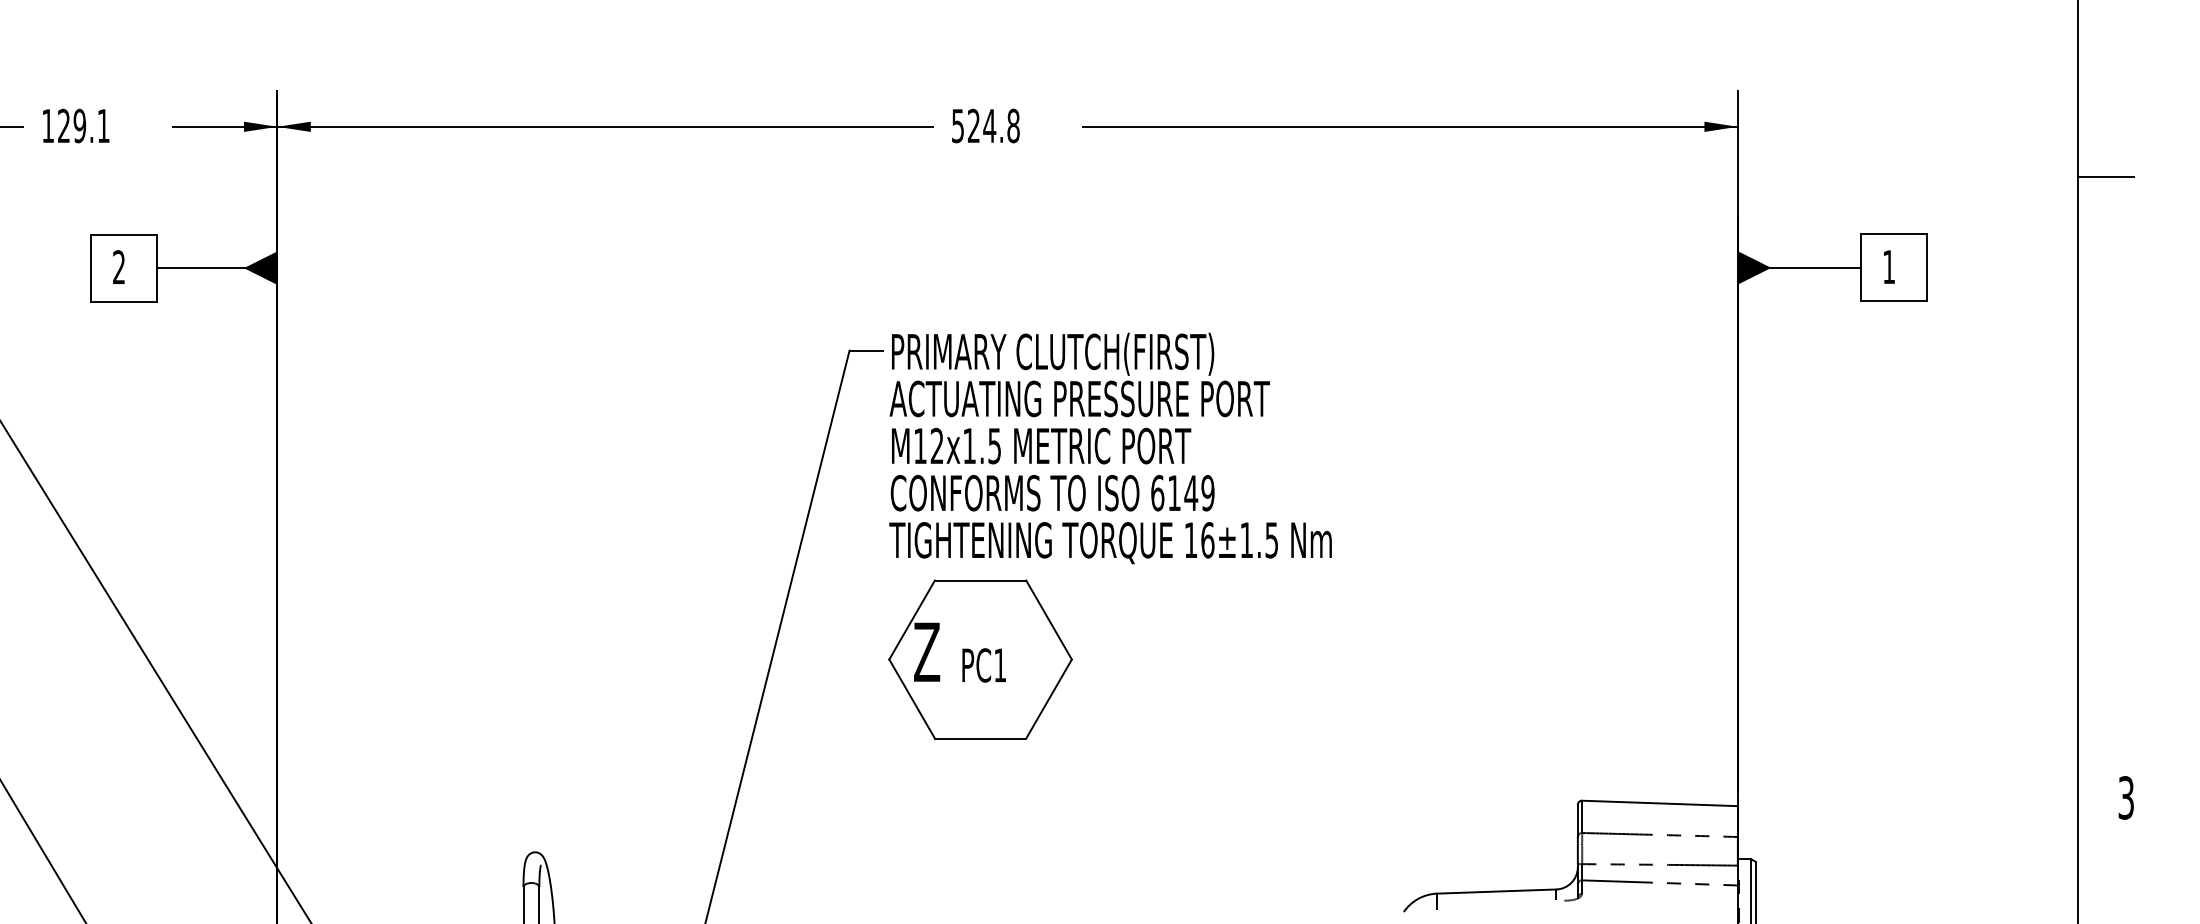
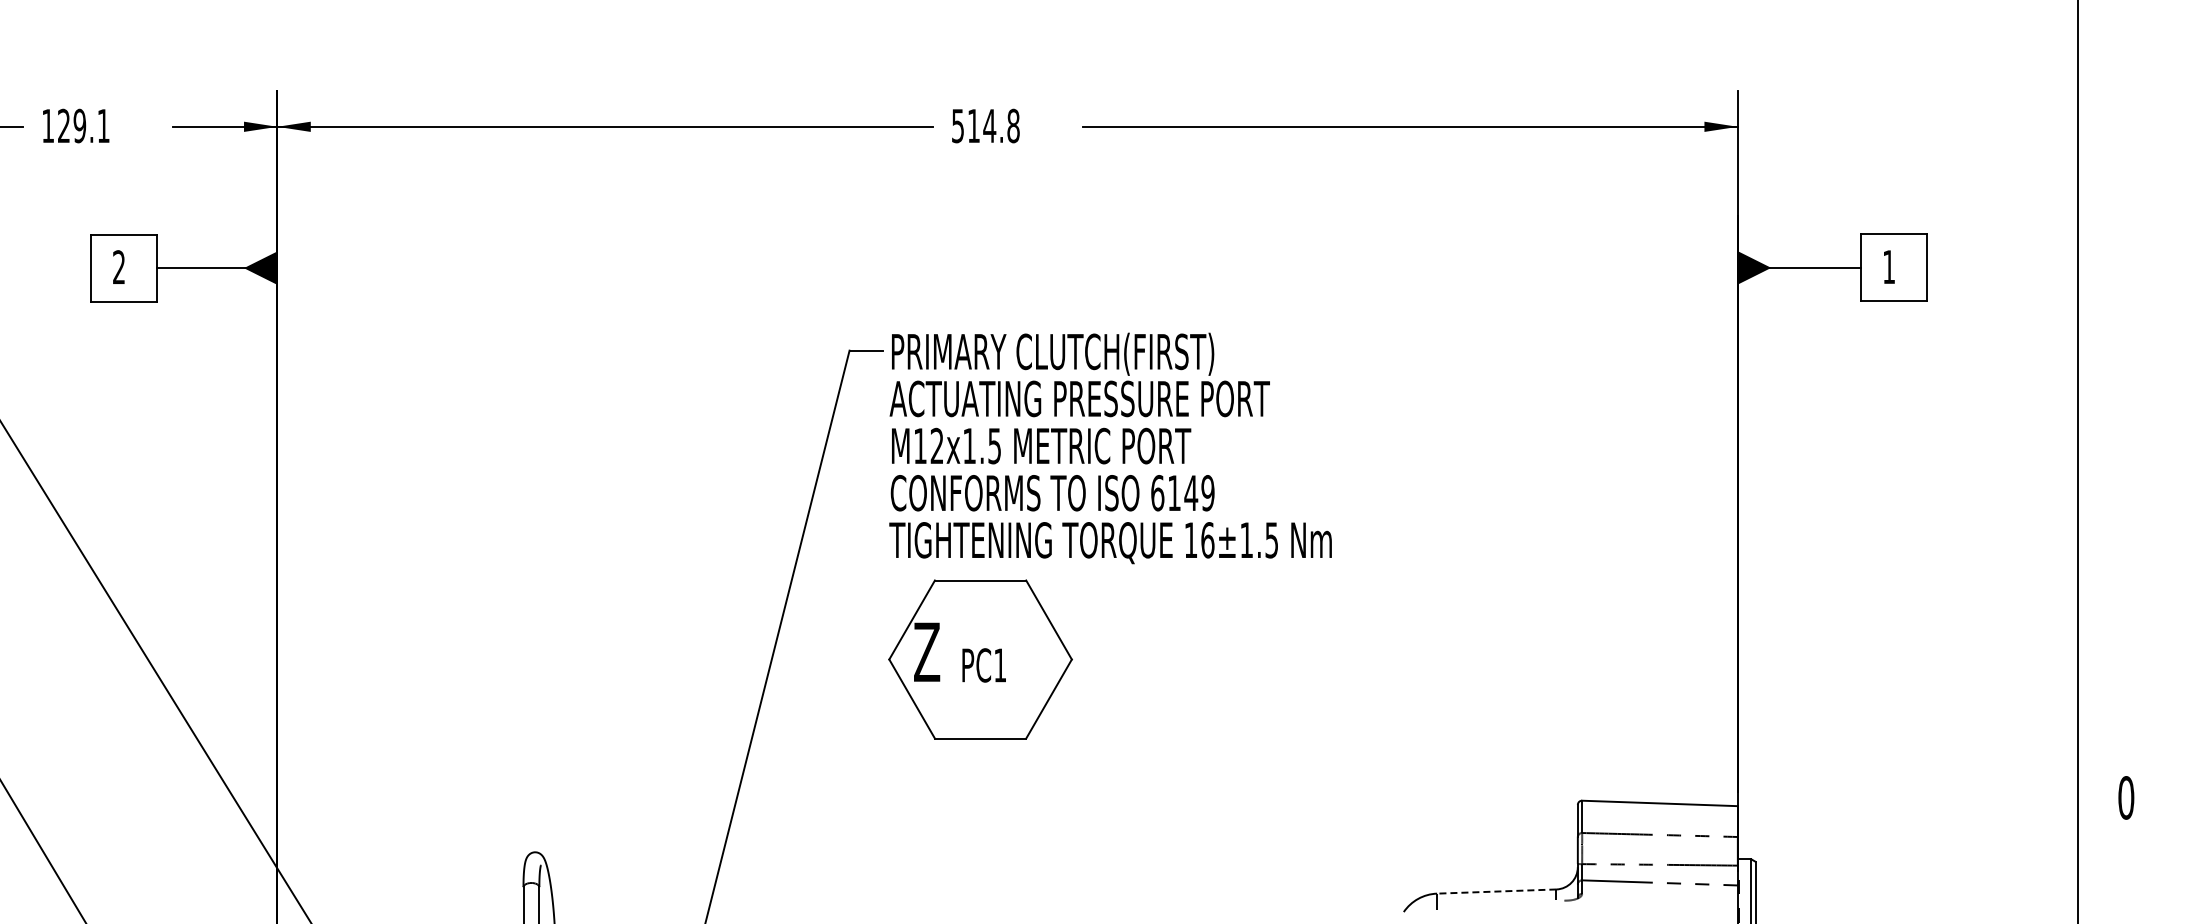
text: 524.8 -> 514.8 (973, 125)
line: present -> none (2105, 177)
text: 3 -> 0 (2126, 797)
line: solid -> dashed (1496, 891)
